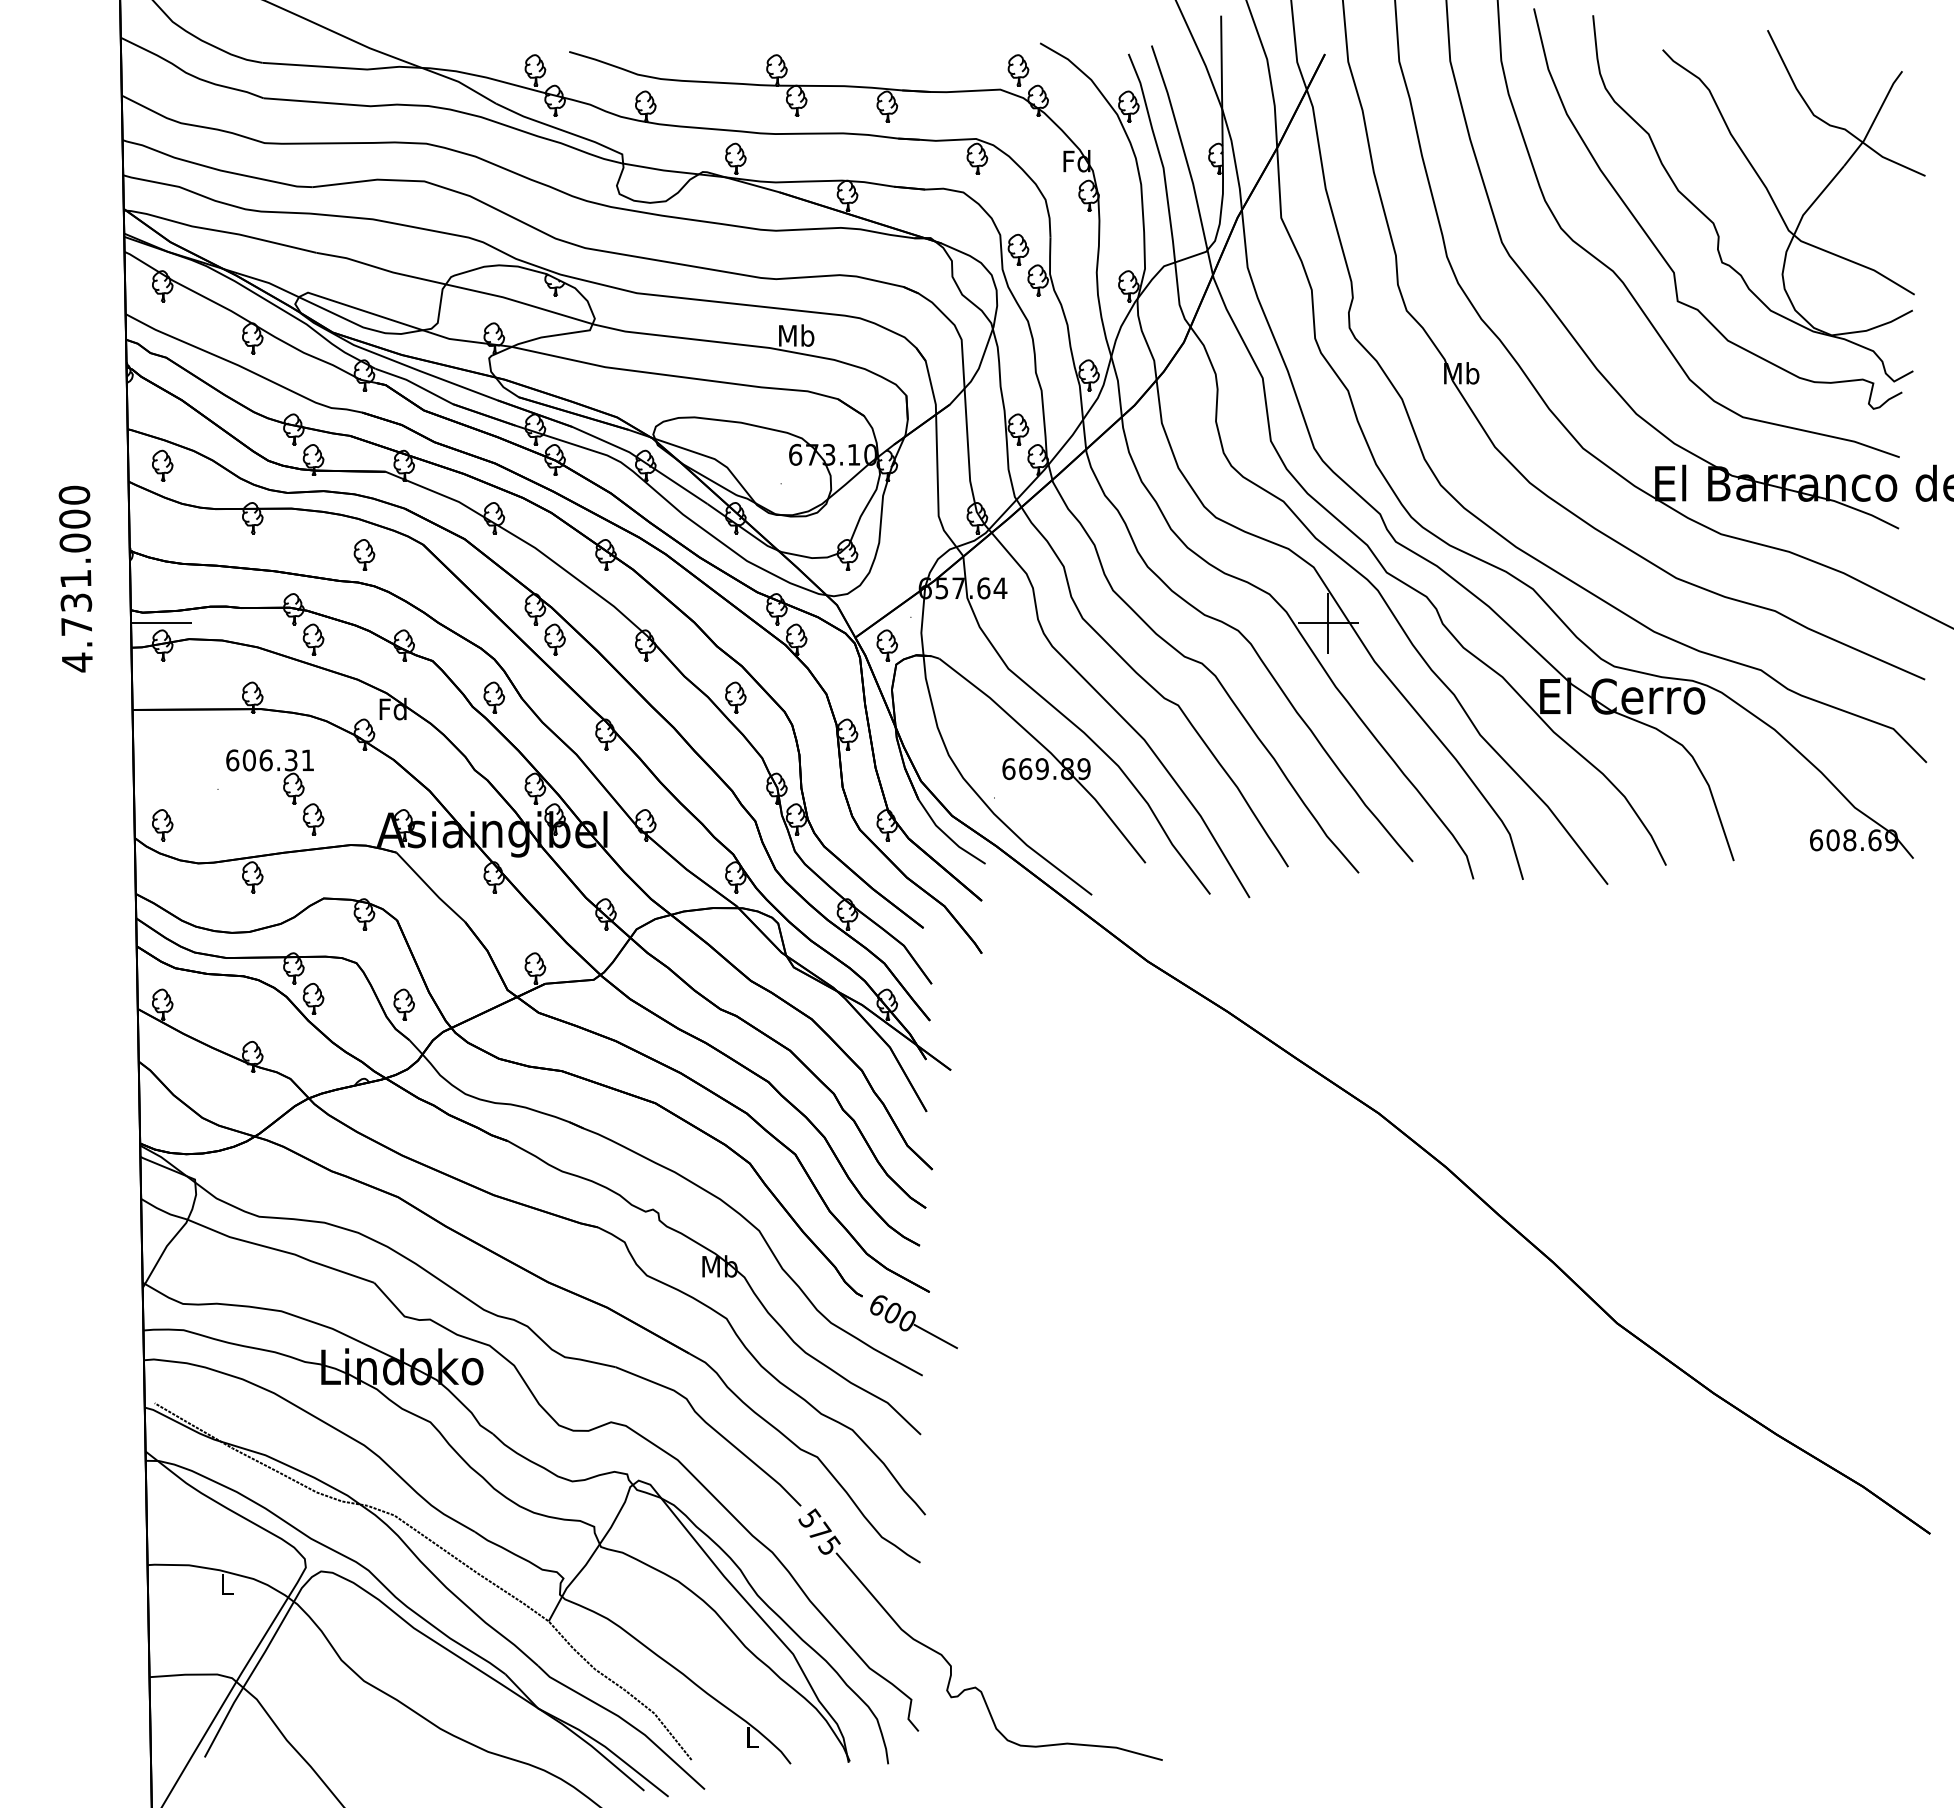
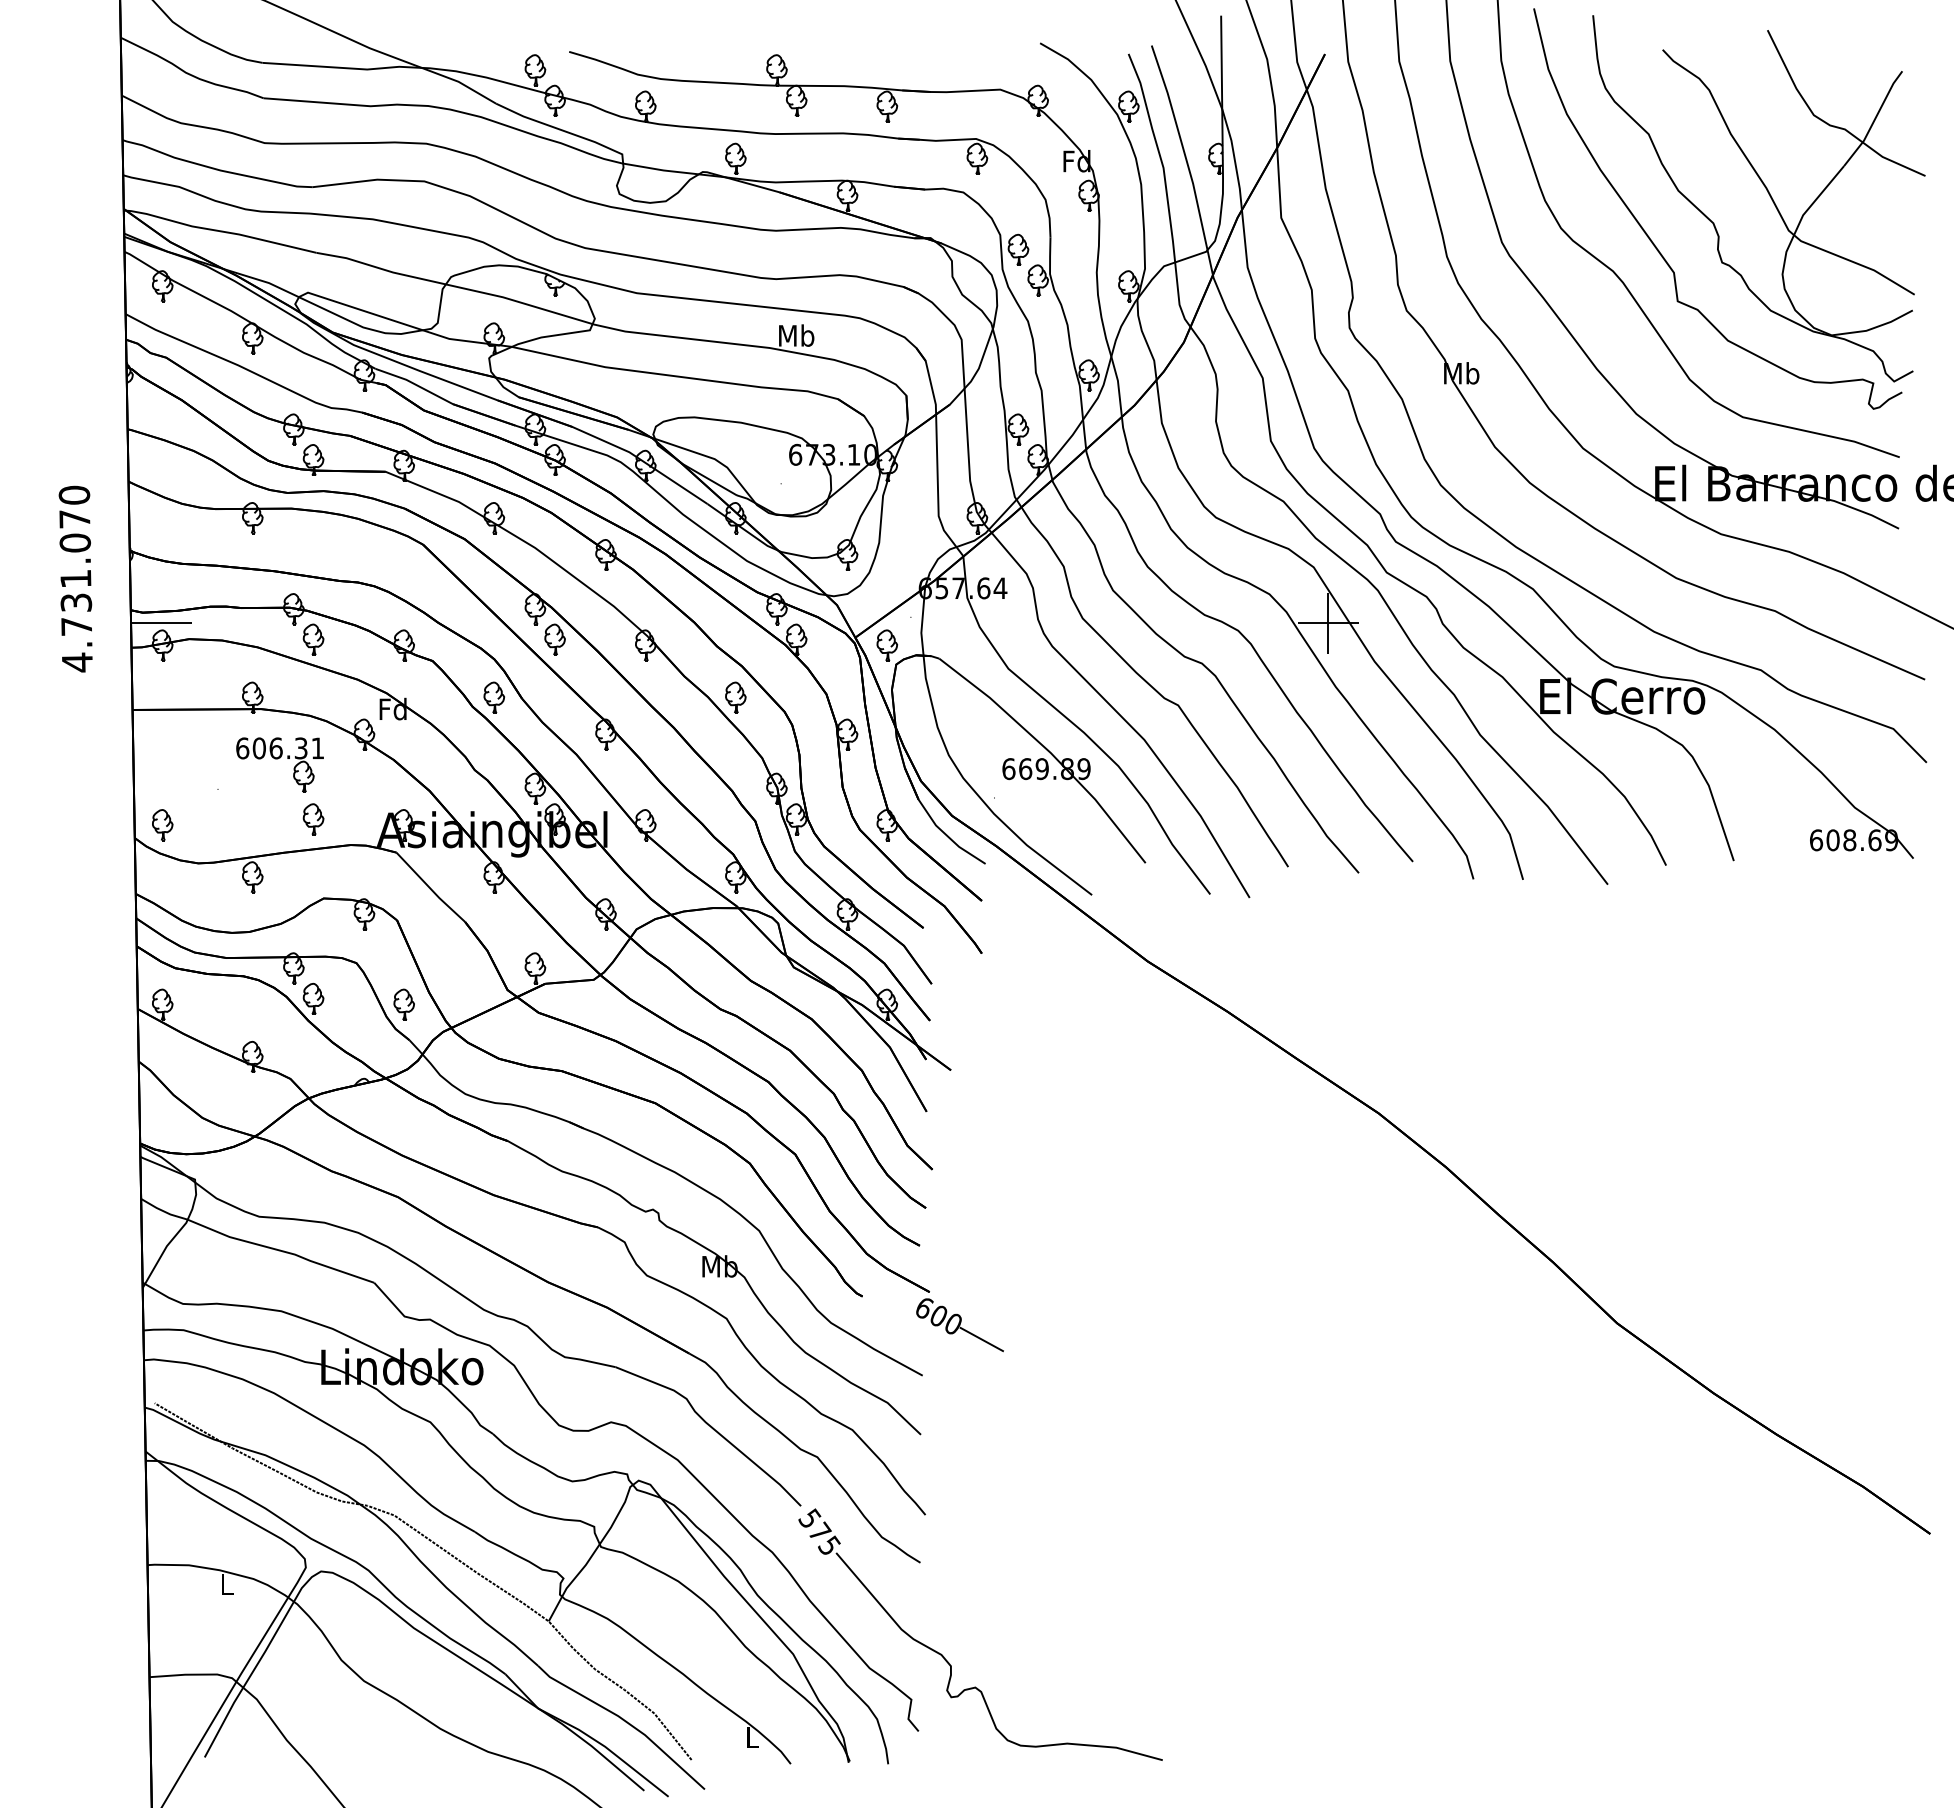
part: present -> none (1018, 70)
part: present -> none (162, 465)
text: 4.731.000 -> 4.731.070 (74, 518)
part: present -> none (364, 554)
part position: (269, 776) -> (279, 764) (279, 764)
part position: (913, 1322) -> (959, 1325) (959, 1325)
